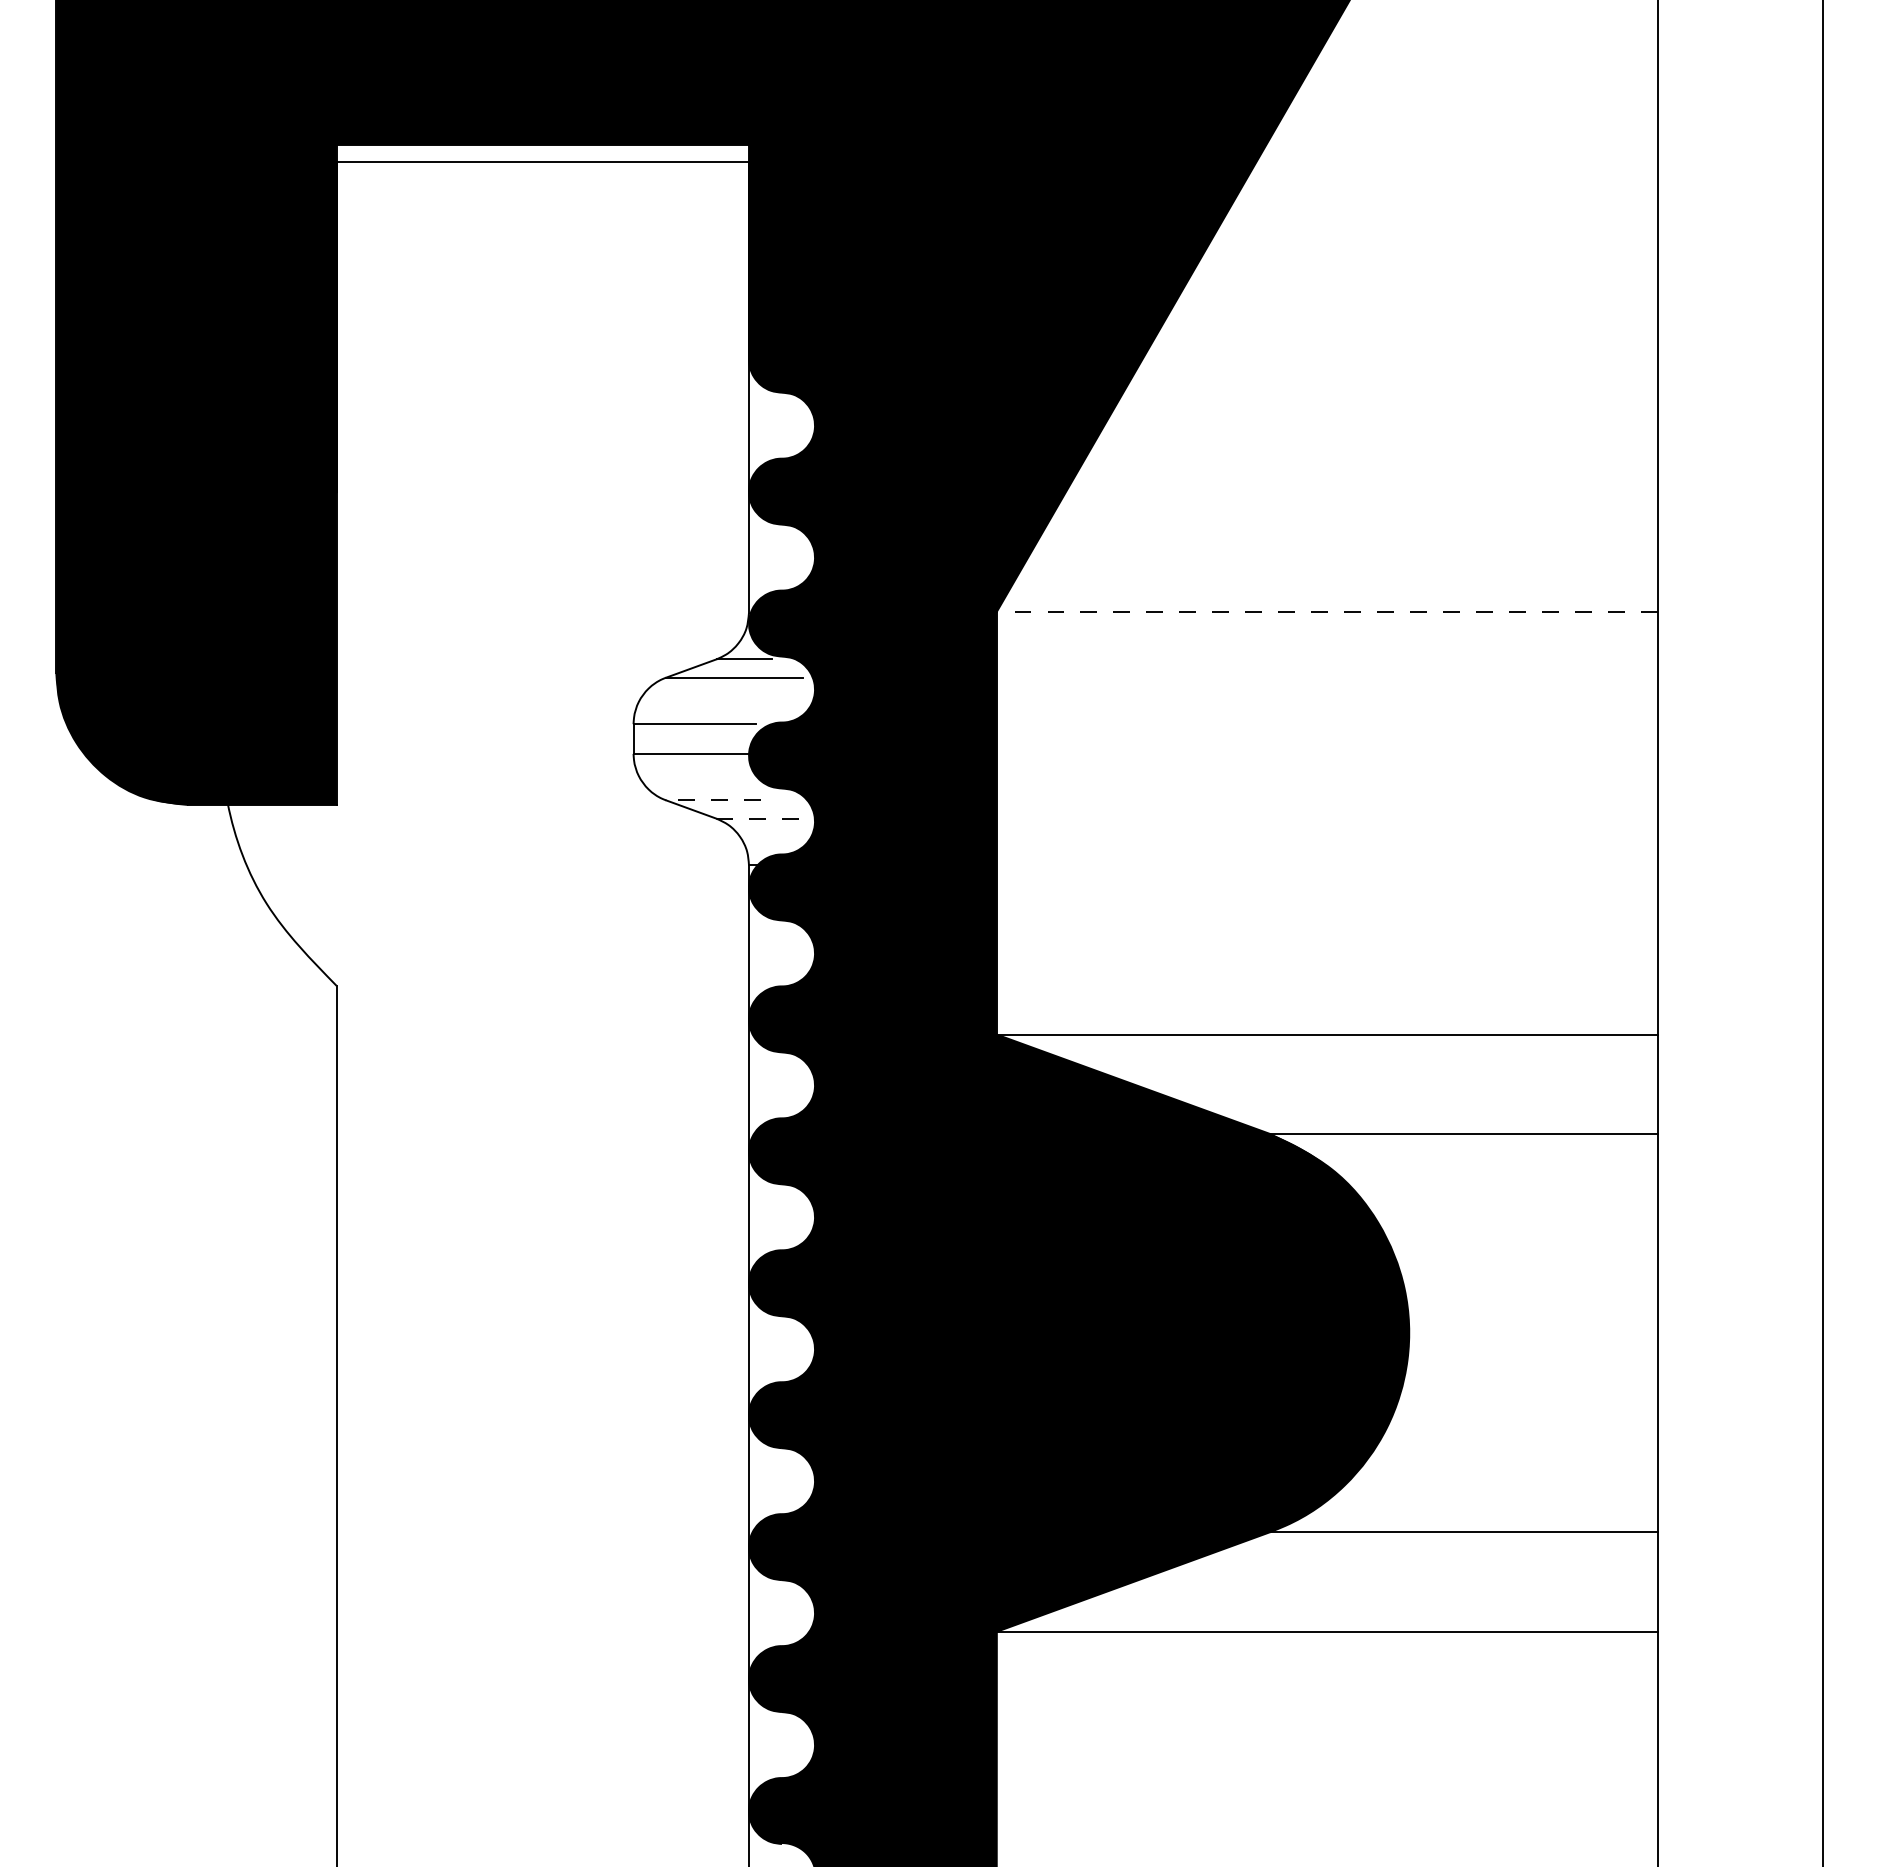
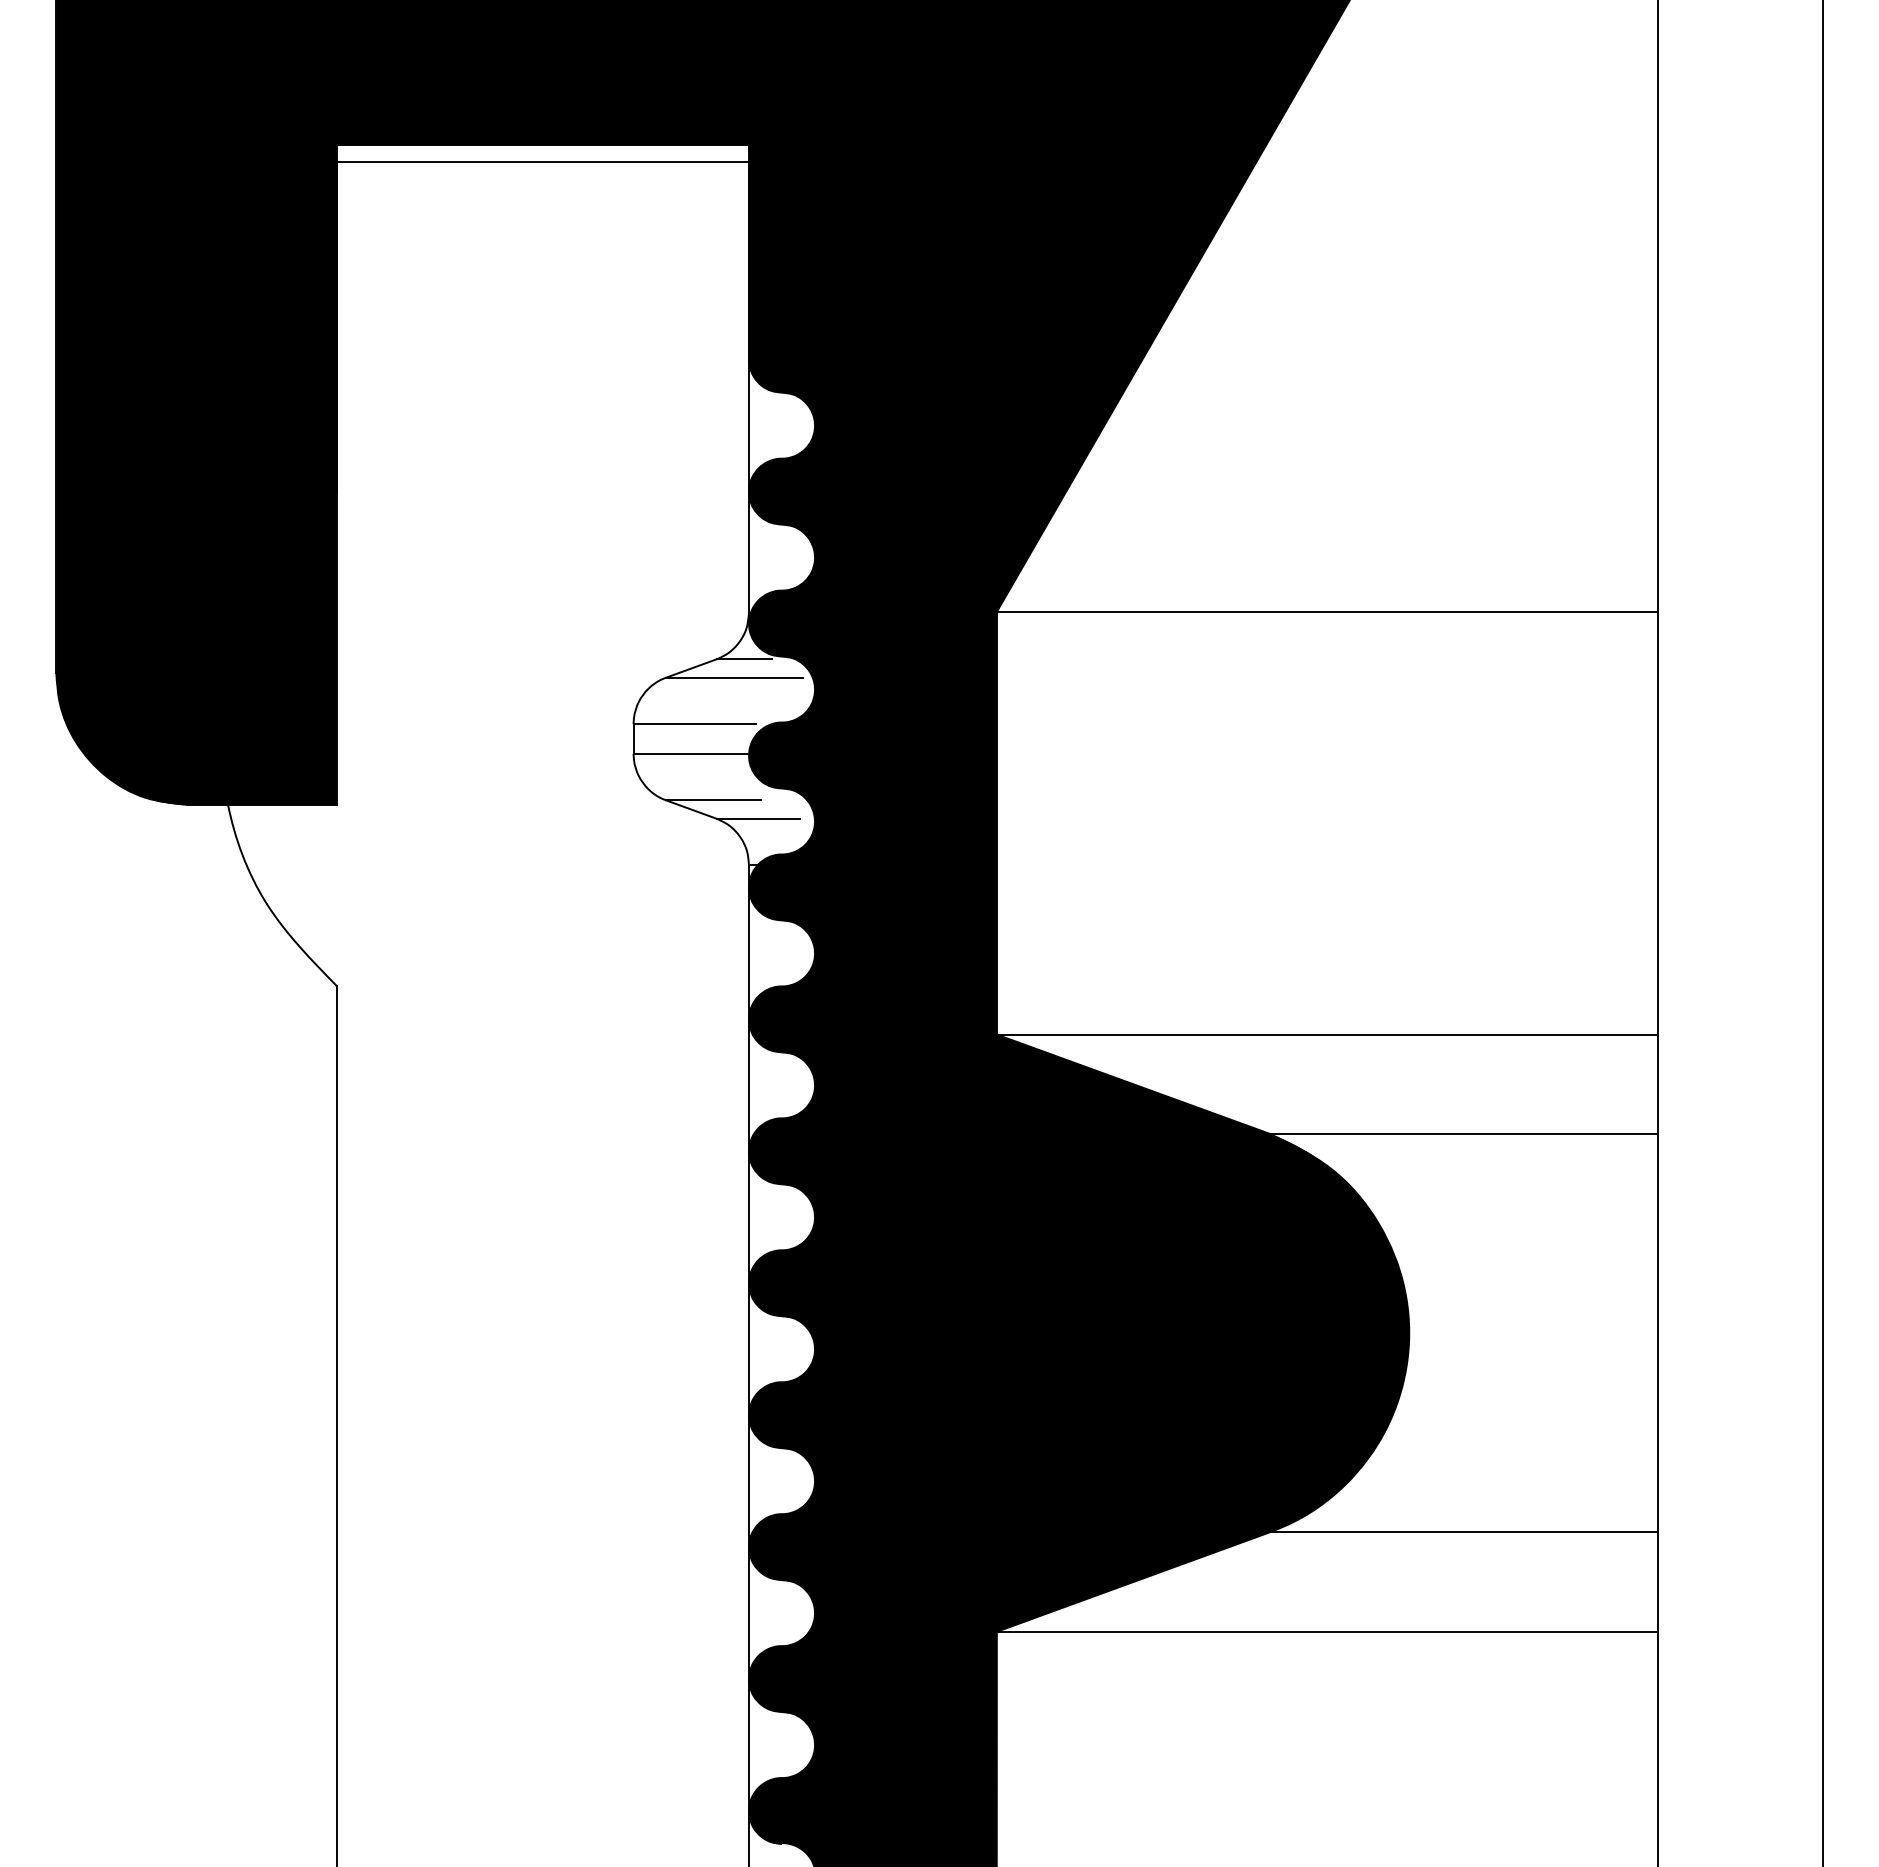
line: dashed -> solid (1327, 612)
line: dashed -> solid (712, 800)
line: dashed -> solid (758, 818)
